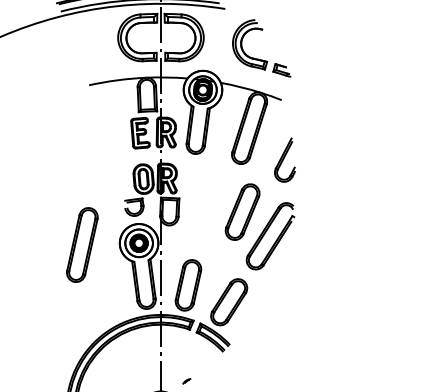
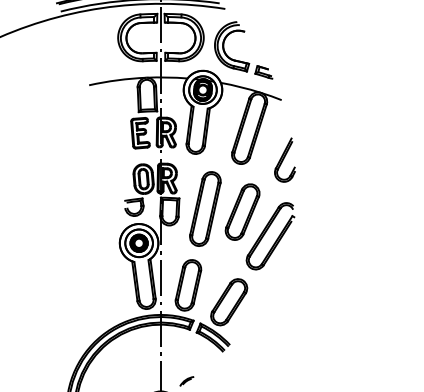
part position: (258, 58) -> (240, 60) (240, 60)
part position: (82, 244) -> (205, 208) (205, 208)
part size: 10x7 px -> 16x11 px (186, 381)
